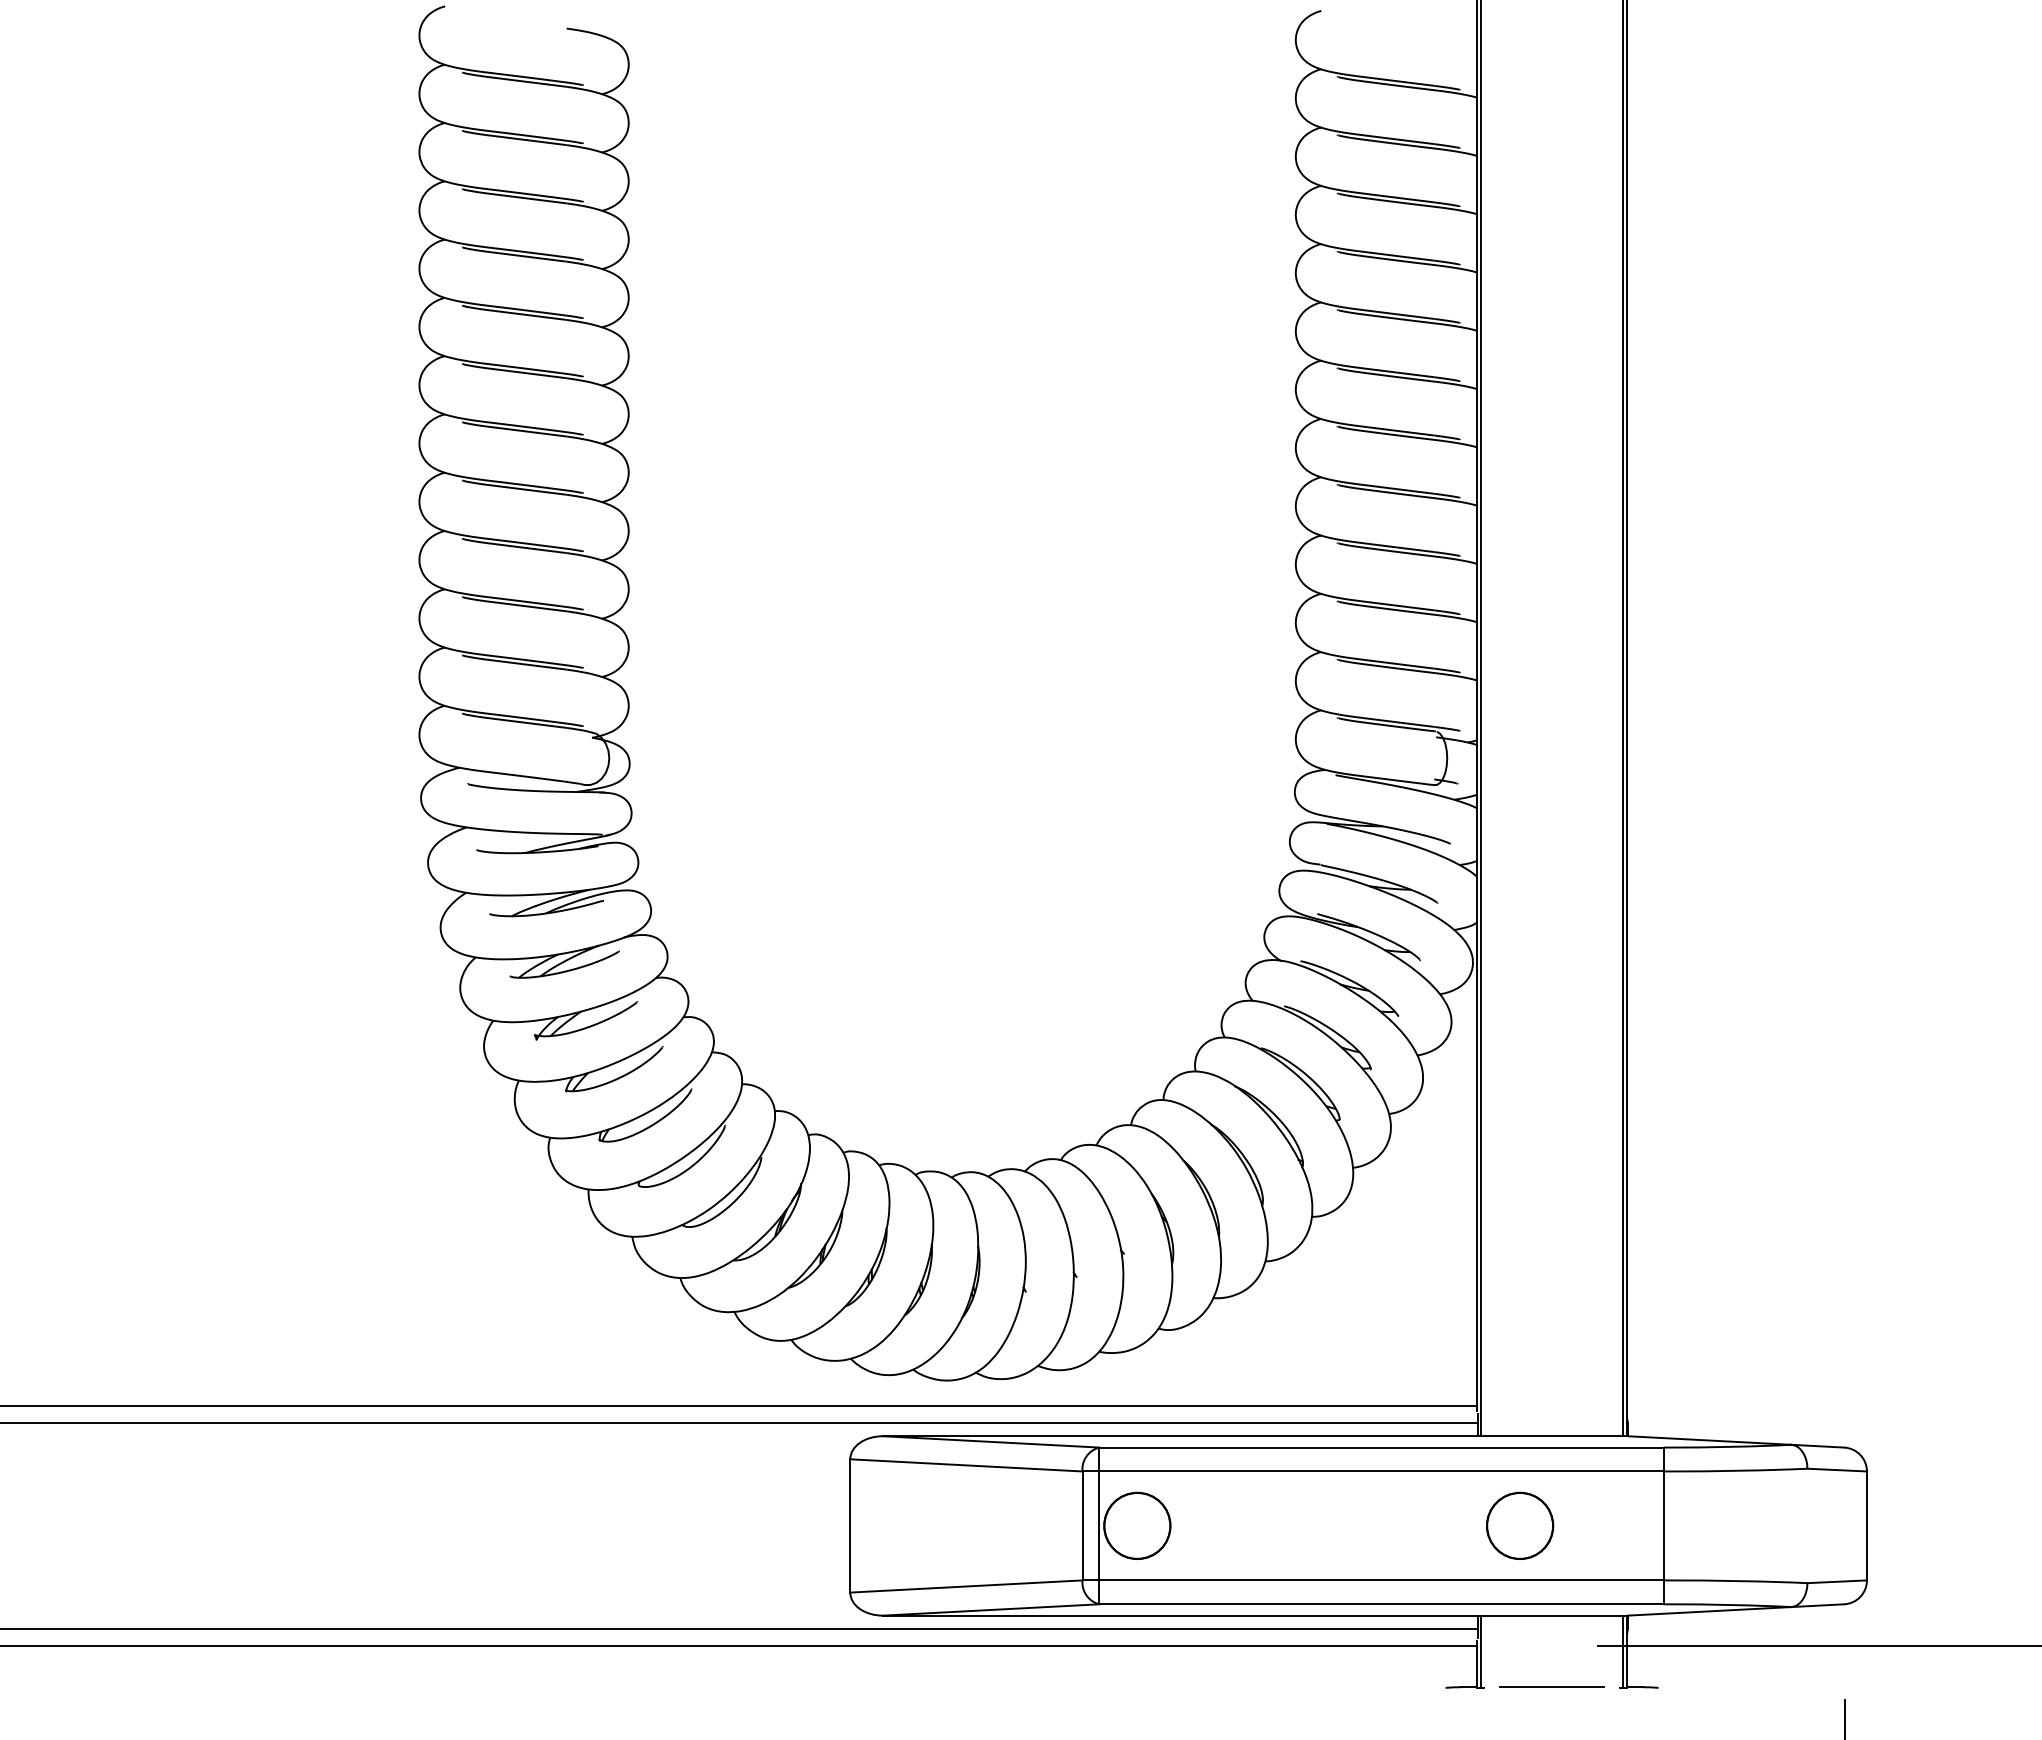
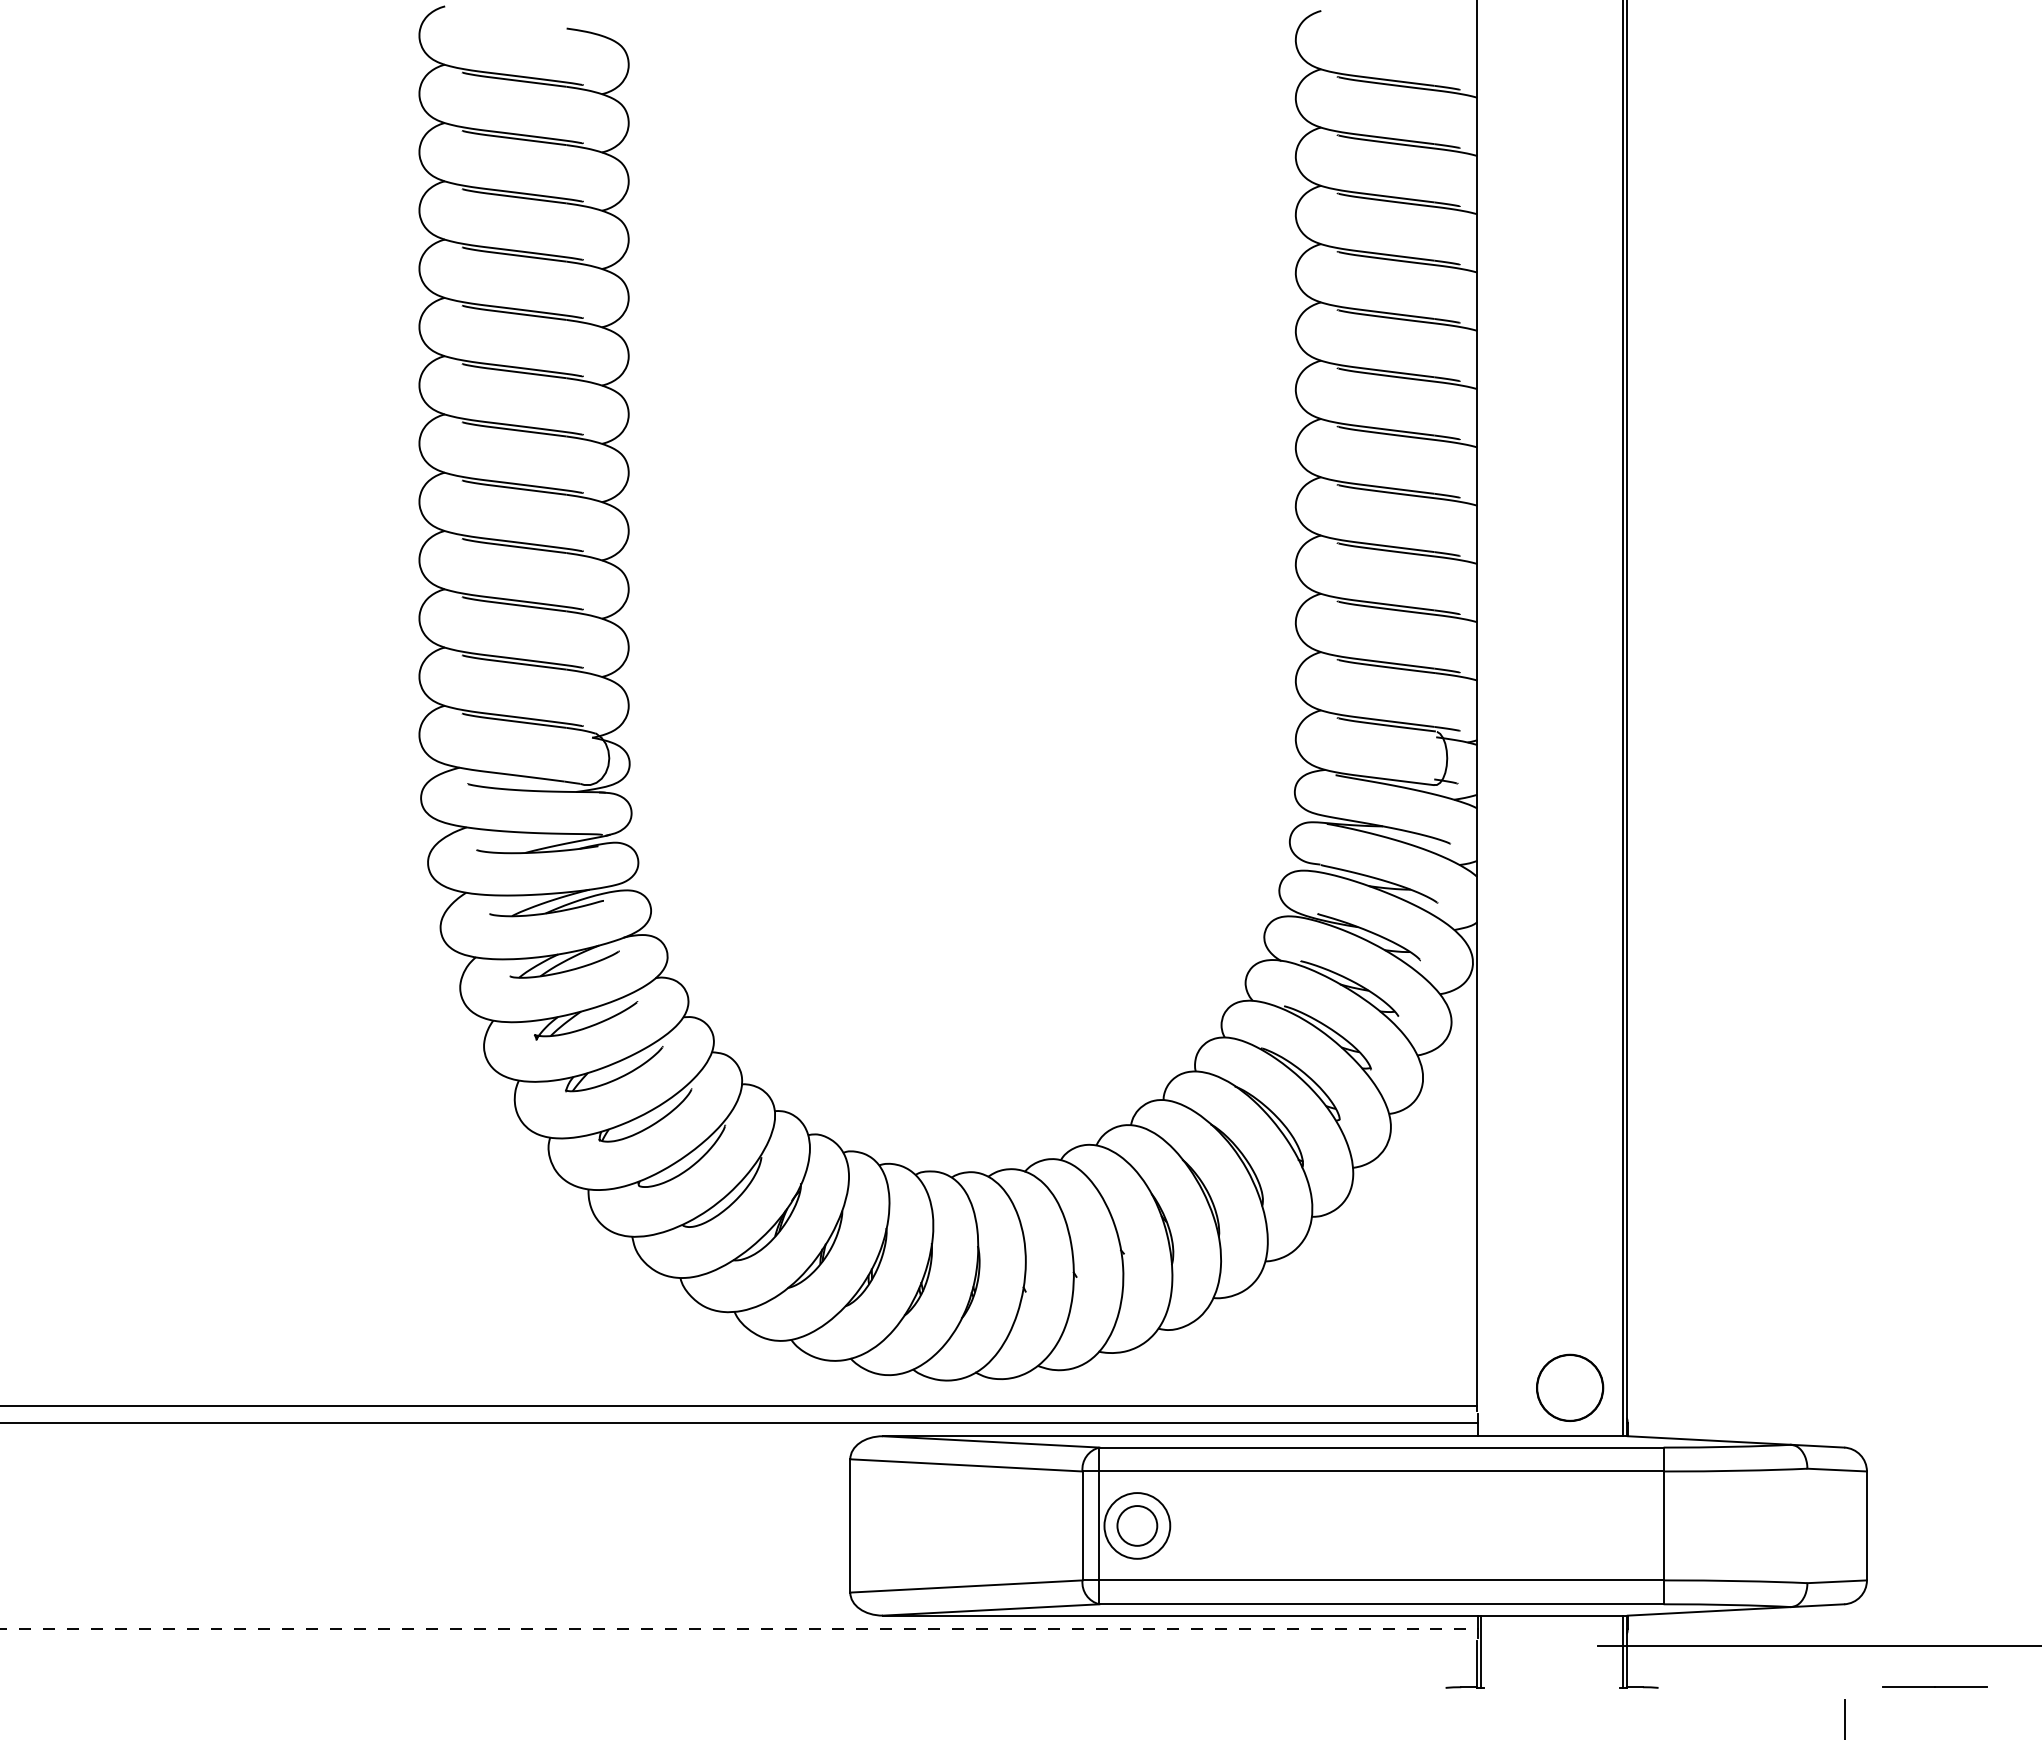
line: present -> none (1480, 719)
circle diameter: 66 px -> 40 px (1137, 1525)
circle position: (1520, 1525) -> (1570, 1387) (1570, 1387)
line: solid -> dashed (739, 1628)
line: present -> none (739, 1645)
line position: (1551, 1686) -> (1934, 1686) (1934, 1686)
